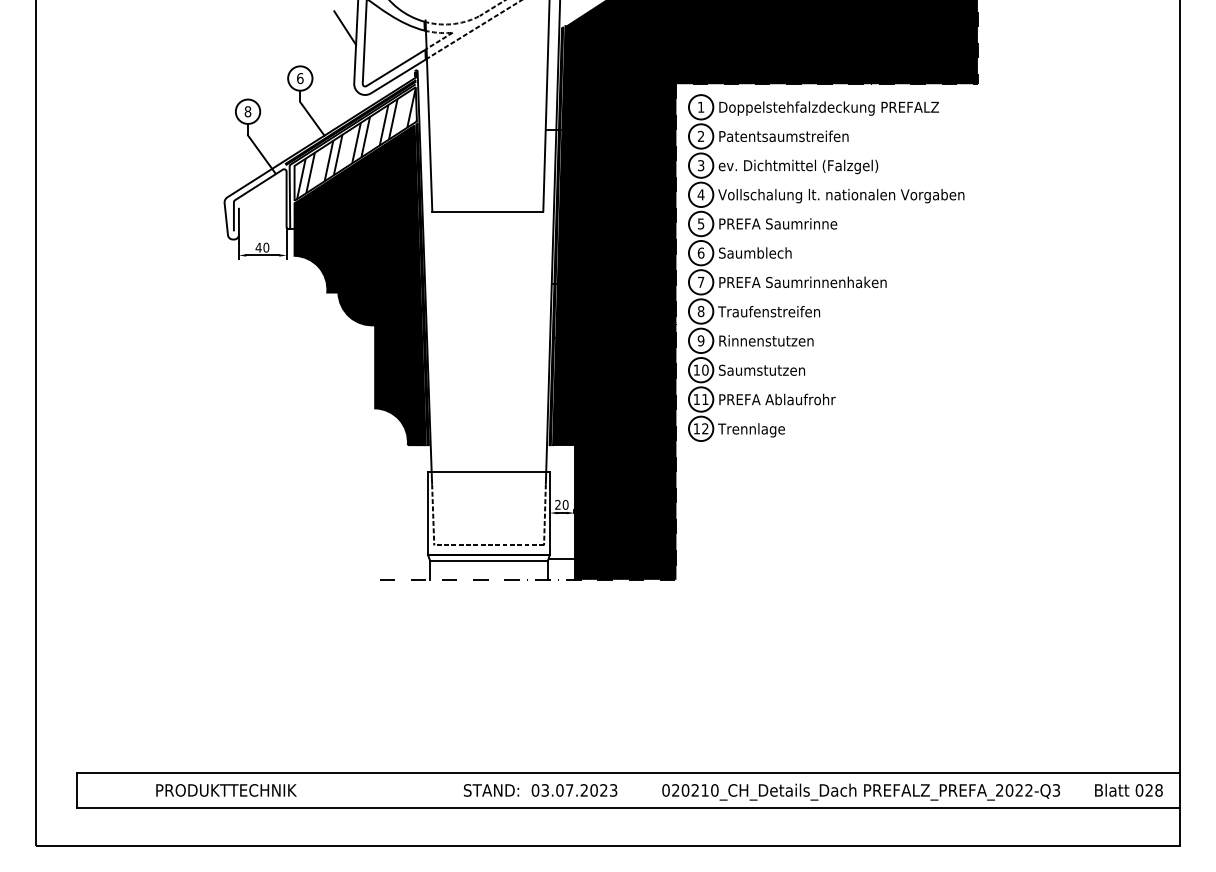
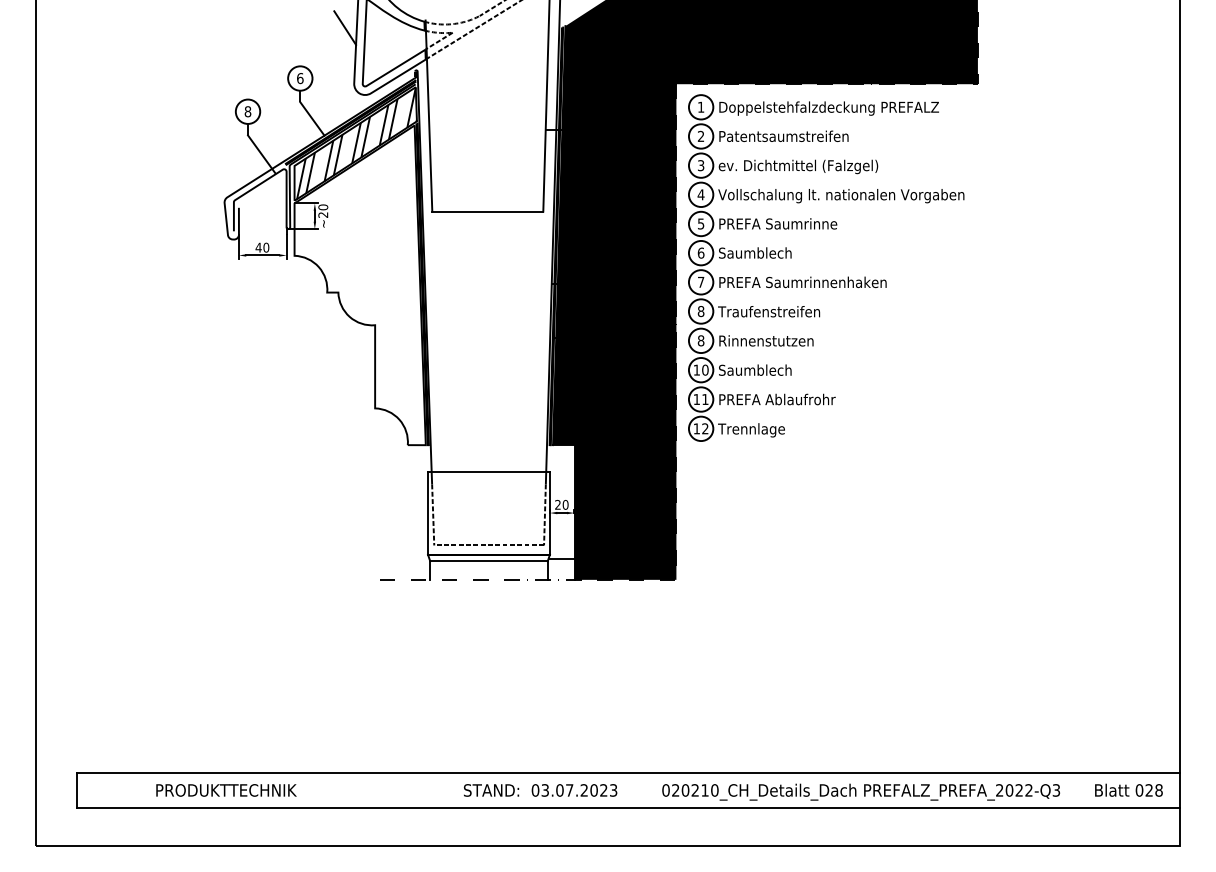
fill: present -> none (359, 285)
text: 9 -> 8 (700, 340)
text: Saumstutzen -> Saumblech (781, 369)
